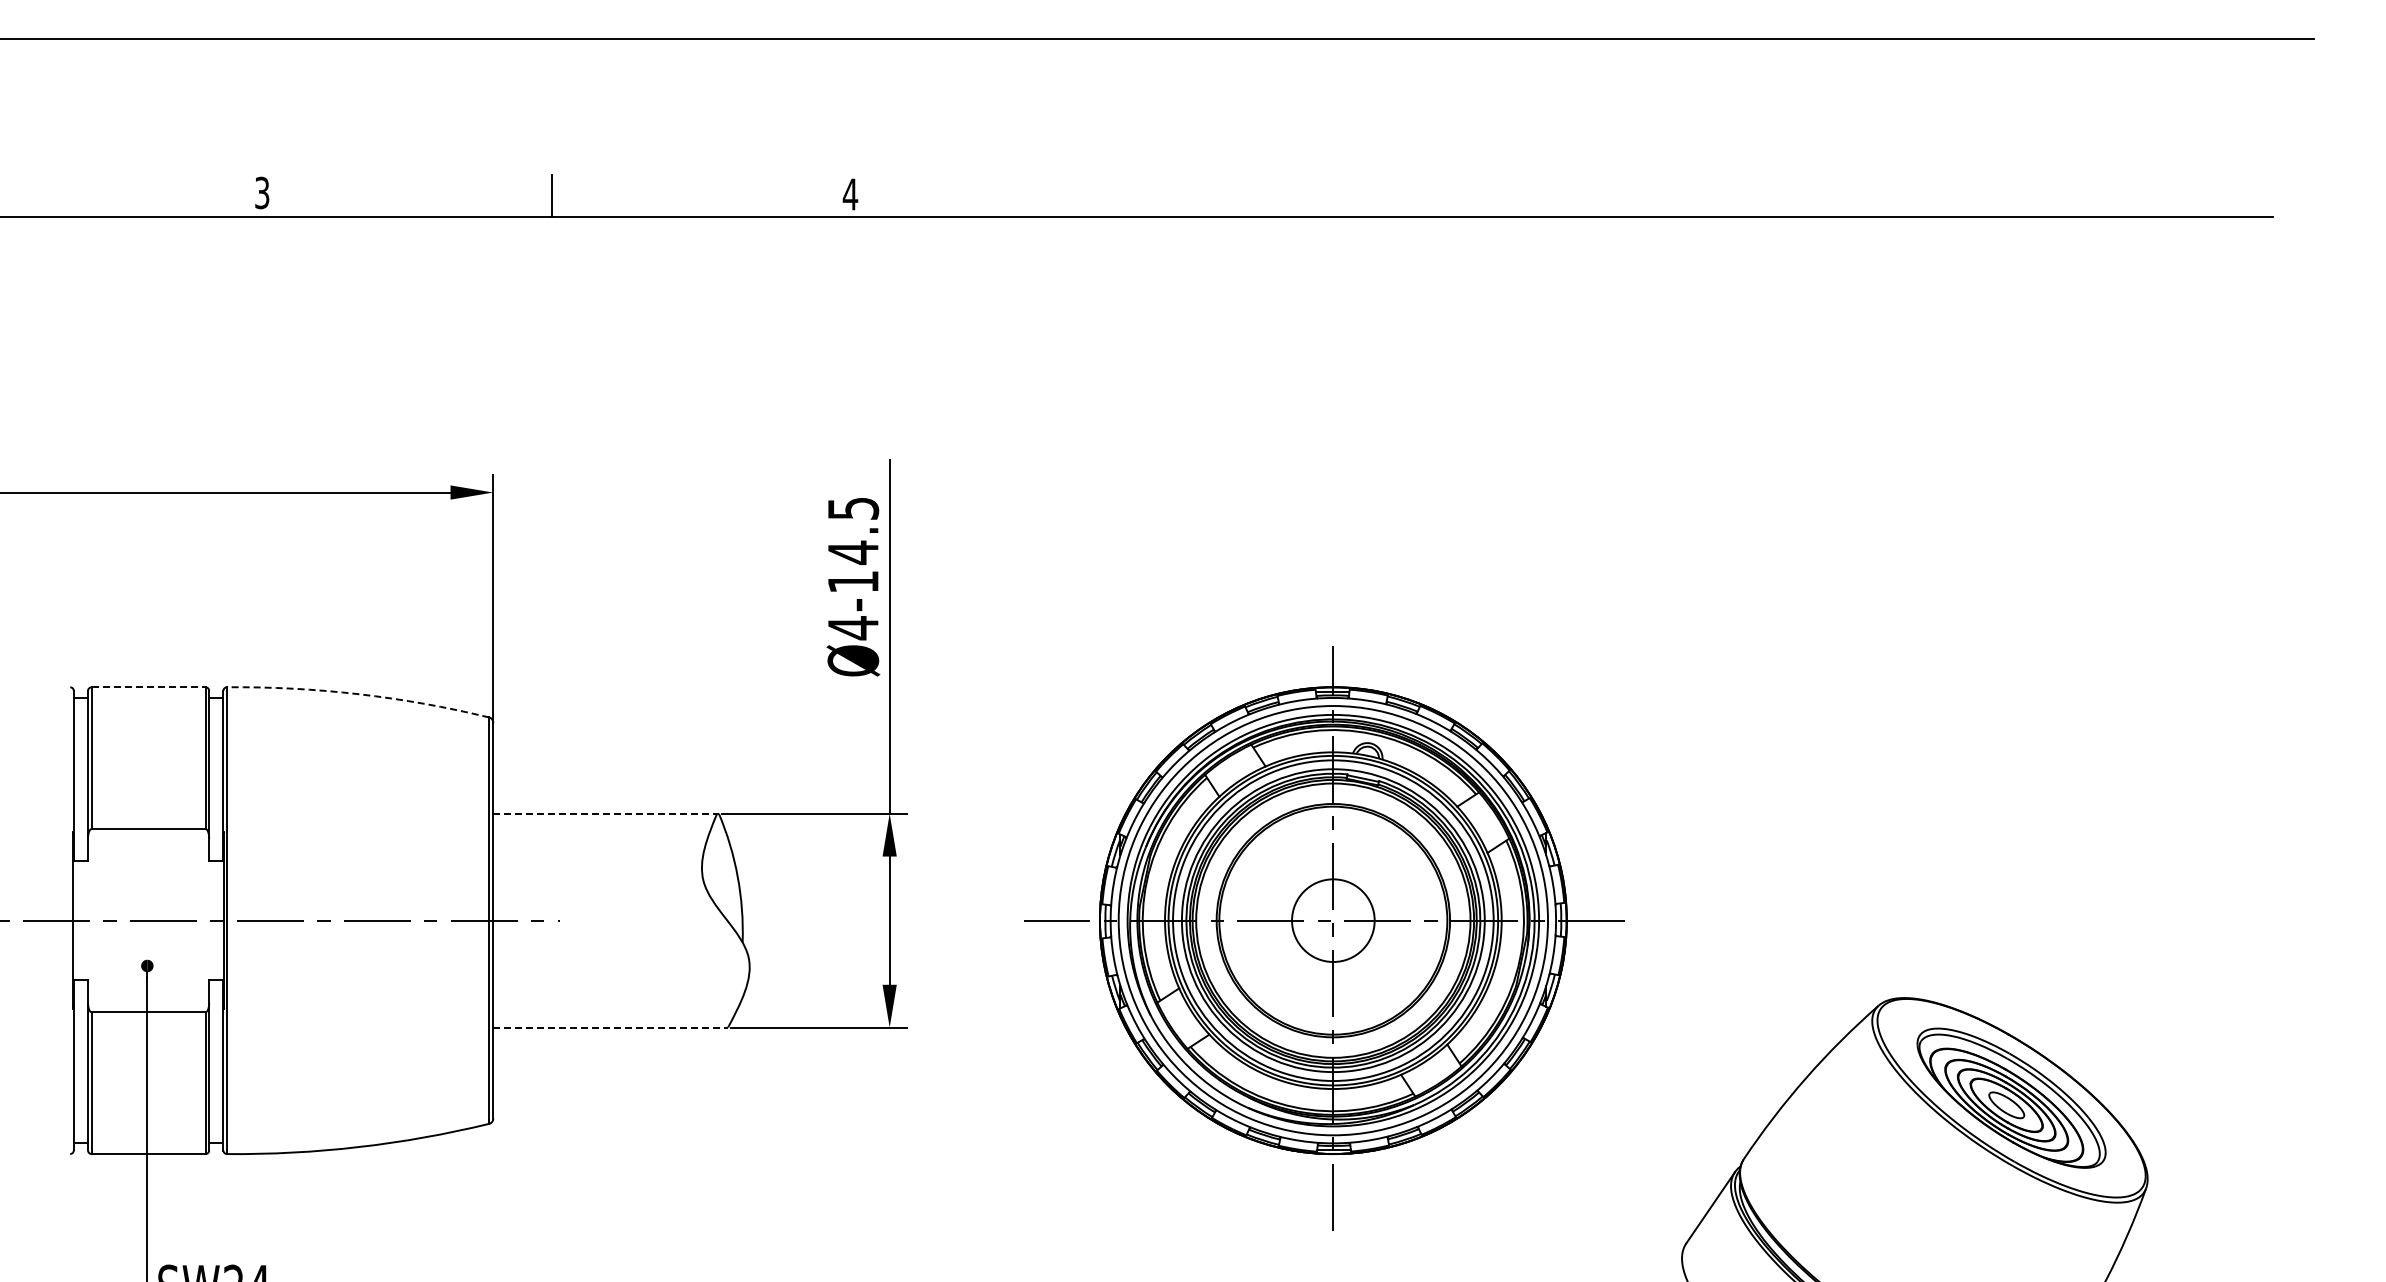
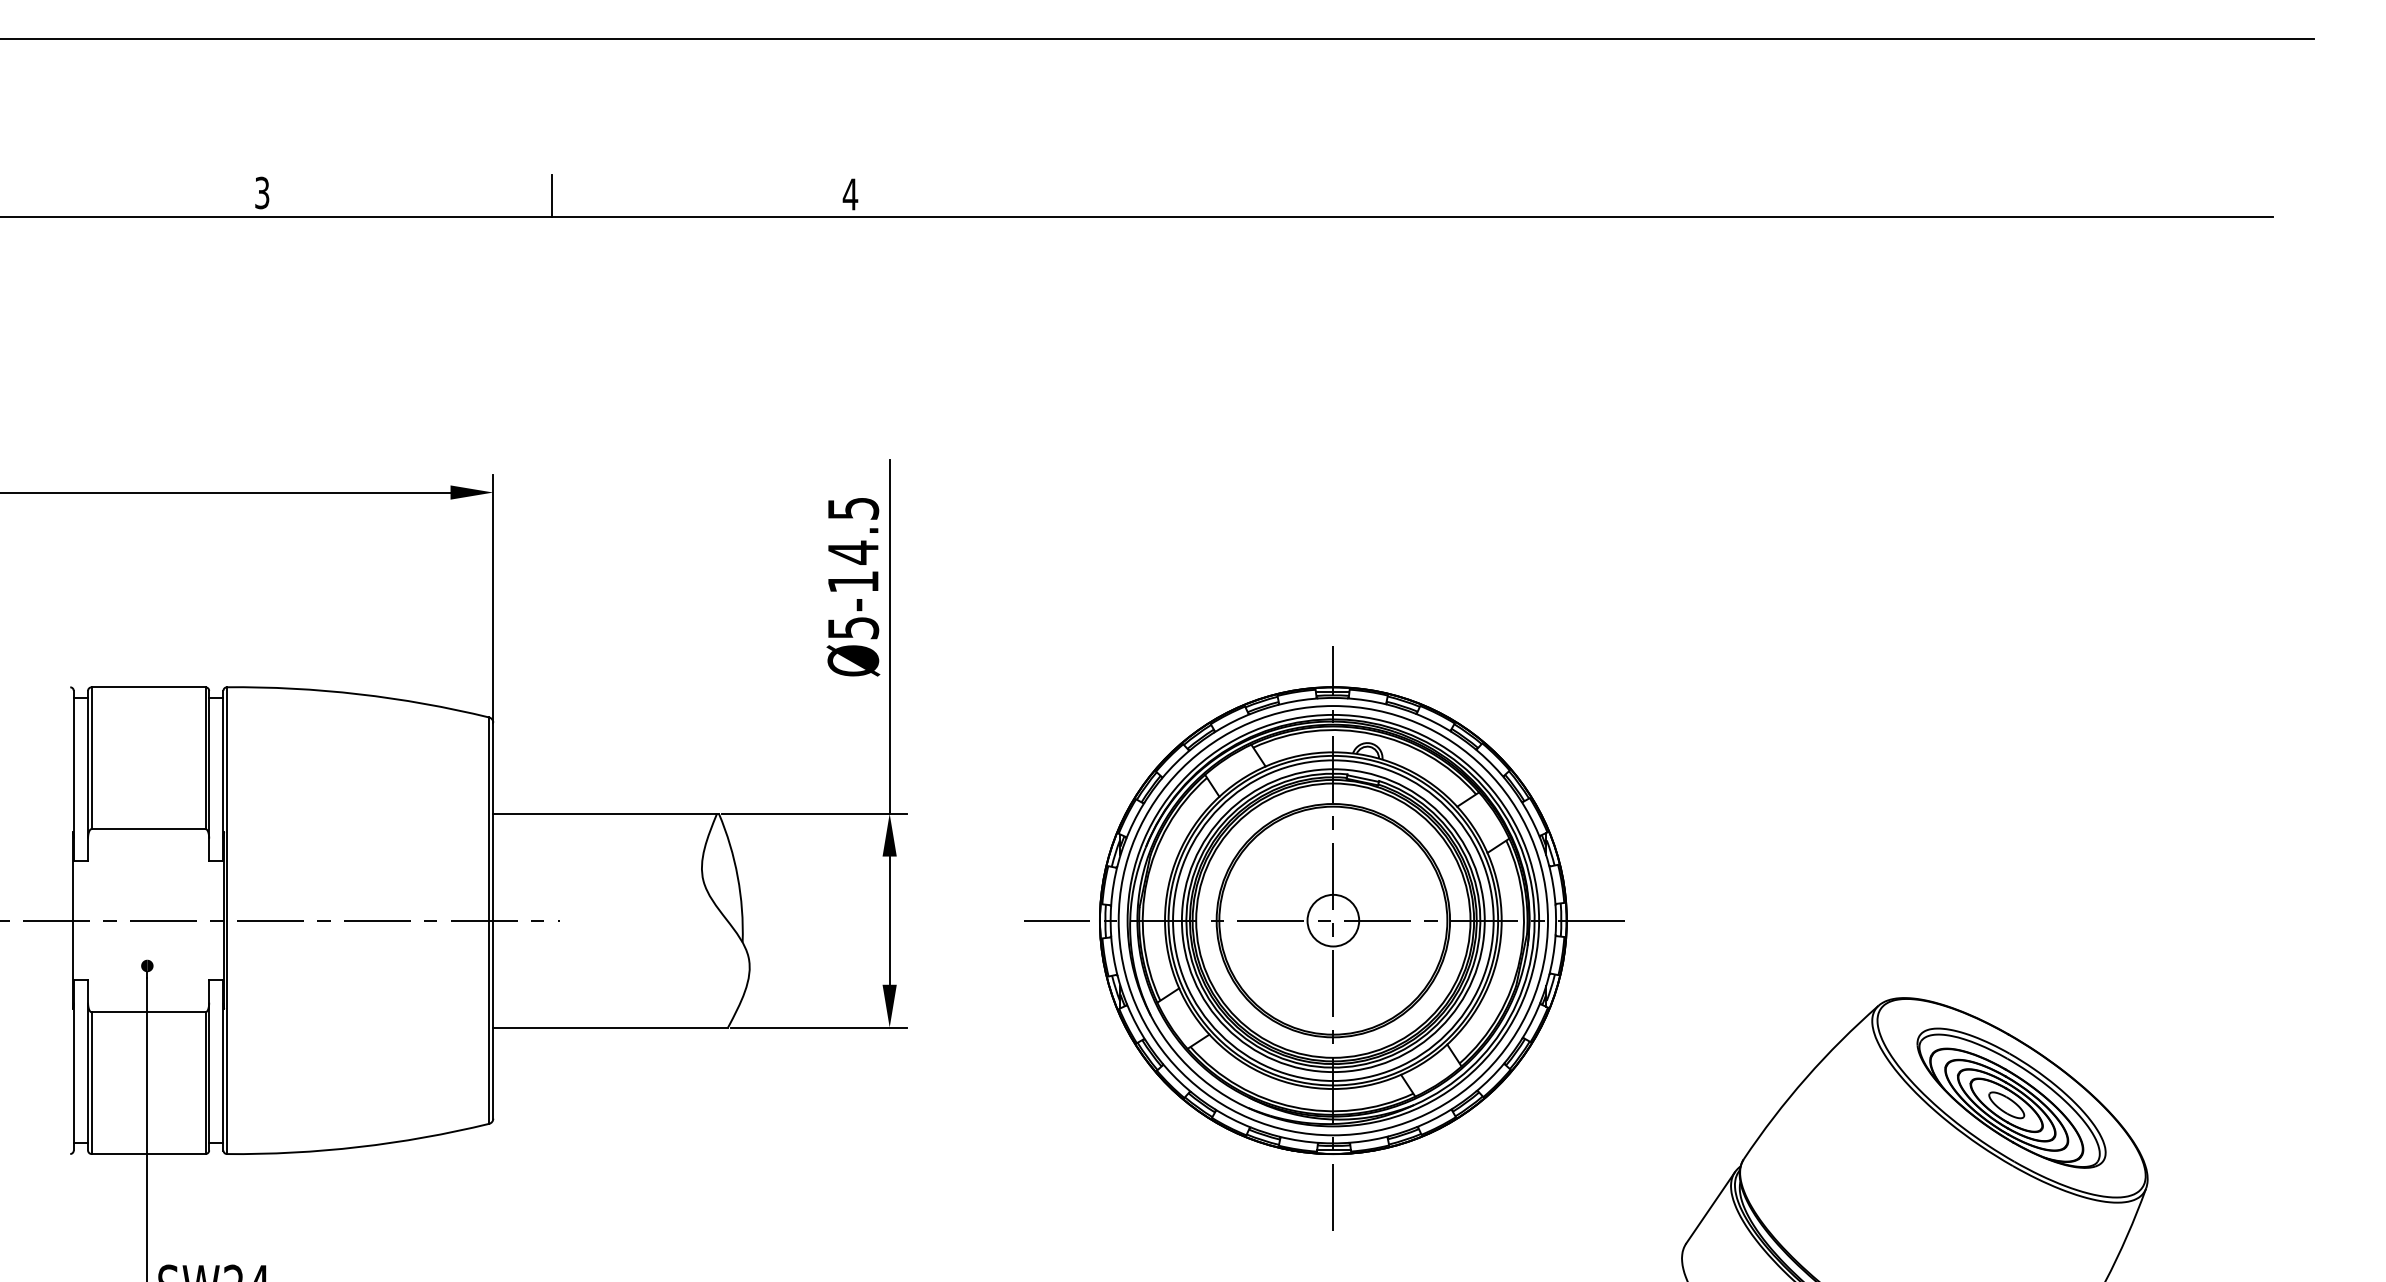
text: Ø4-14.5 -> Ø5-14.5 (853, 628)
line: dashed -> solid (149, 687)
arc: dashed -> solid (359, 694)
line: dashed -> solid (606, 813)
circle diameter: 83 px -> 52 px (1333, 920)
line: dashed -> solid (611, 1027)
